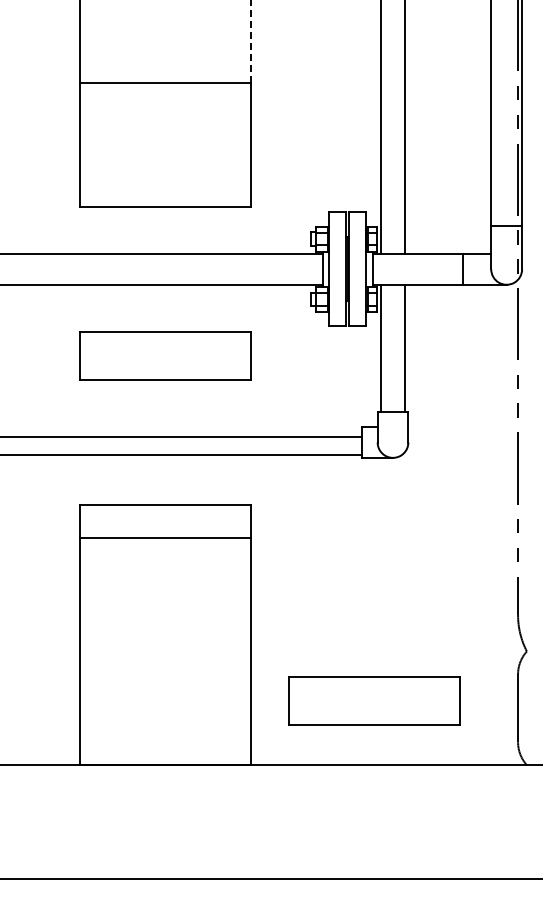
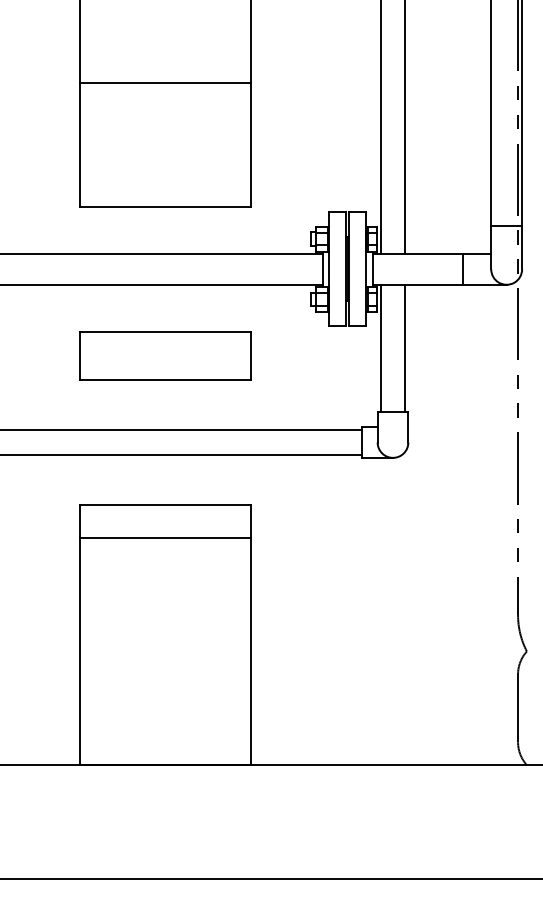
line: dashed -> solid (250, 41)
line position: (182, 437) -> (182, 430) (182, 430)
part: present -> none (374, 700)
